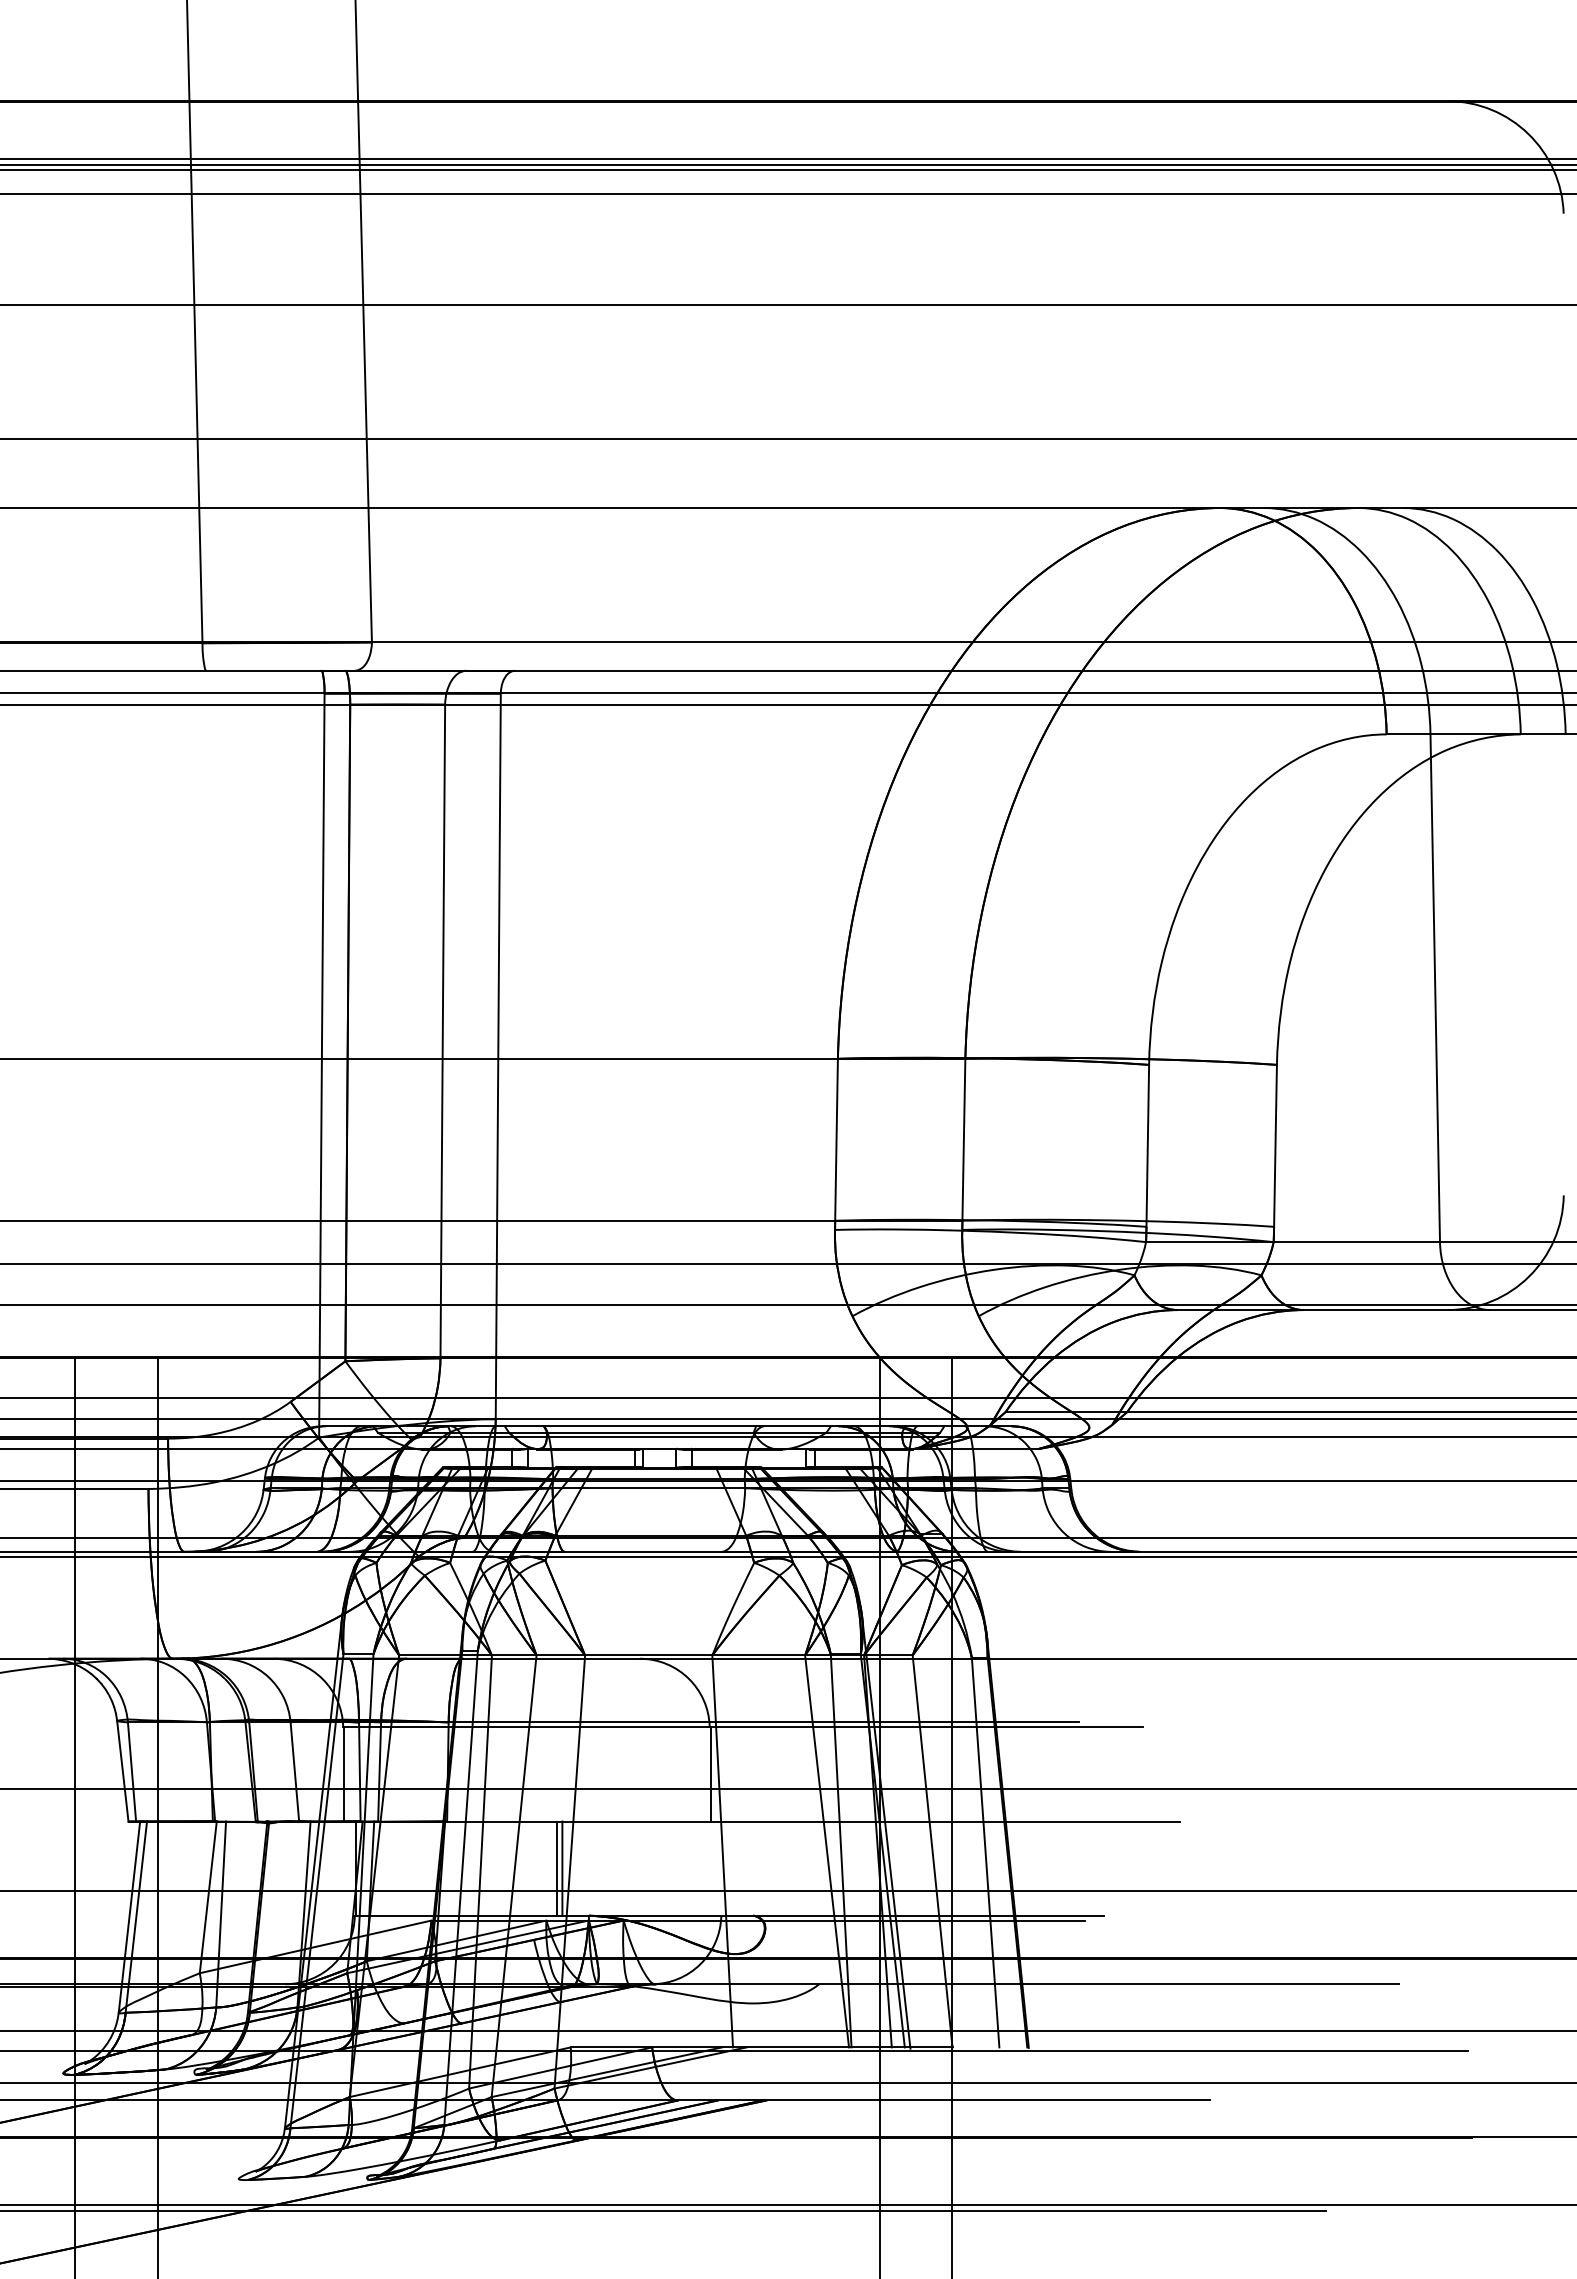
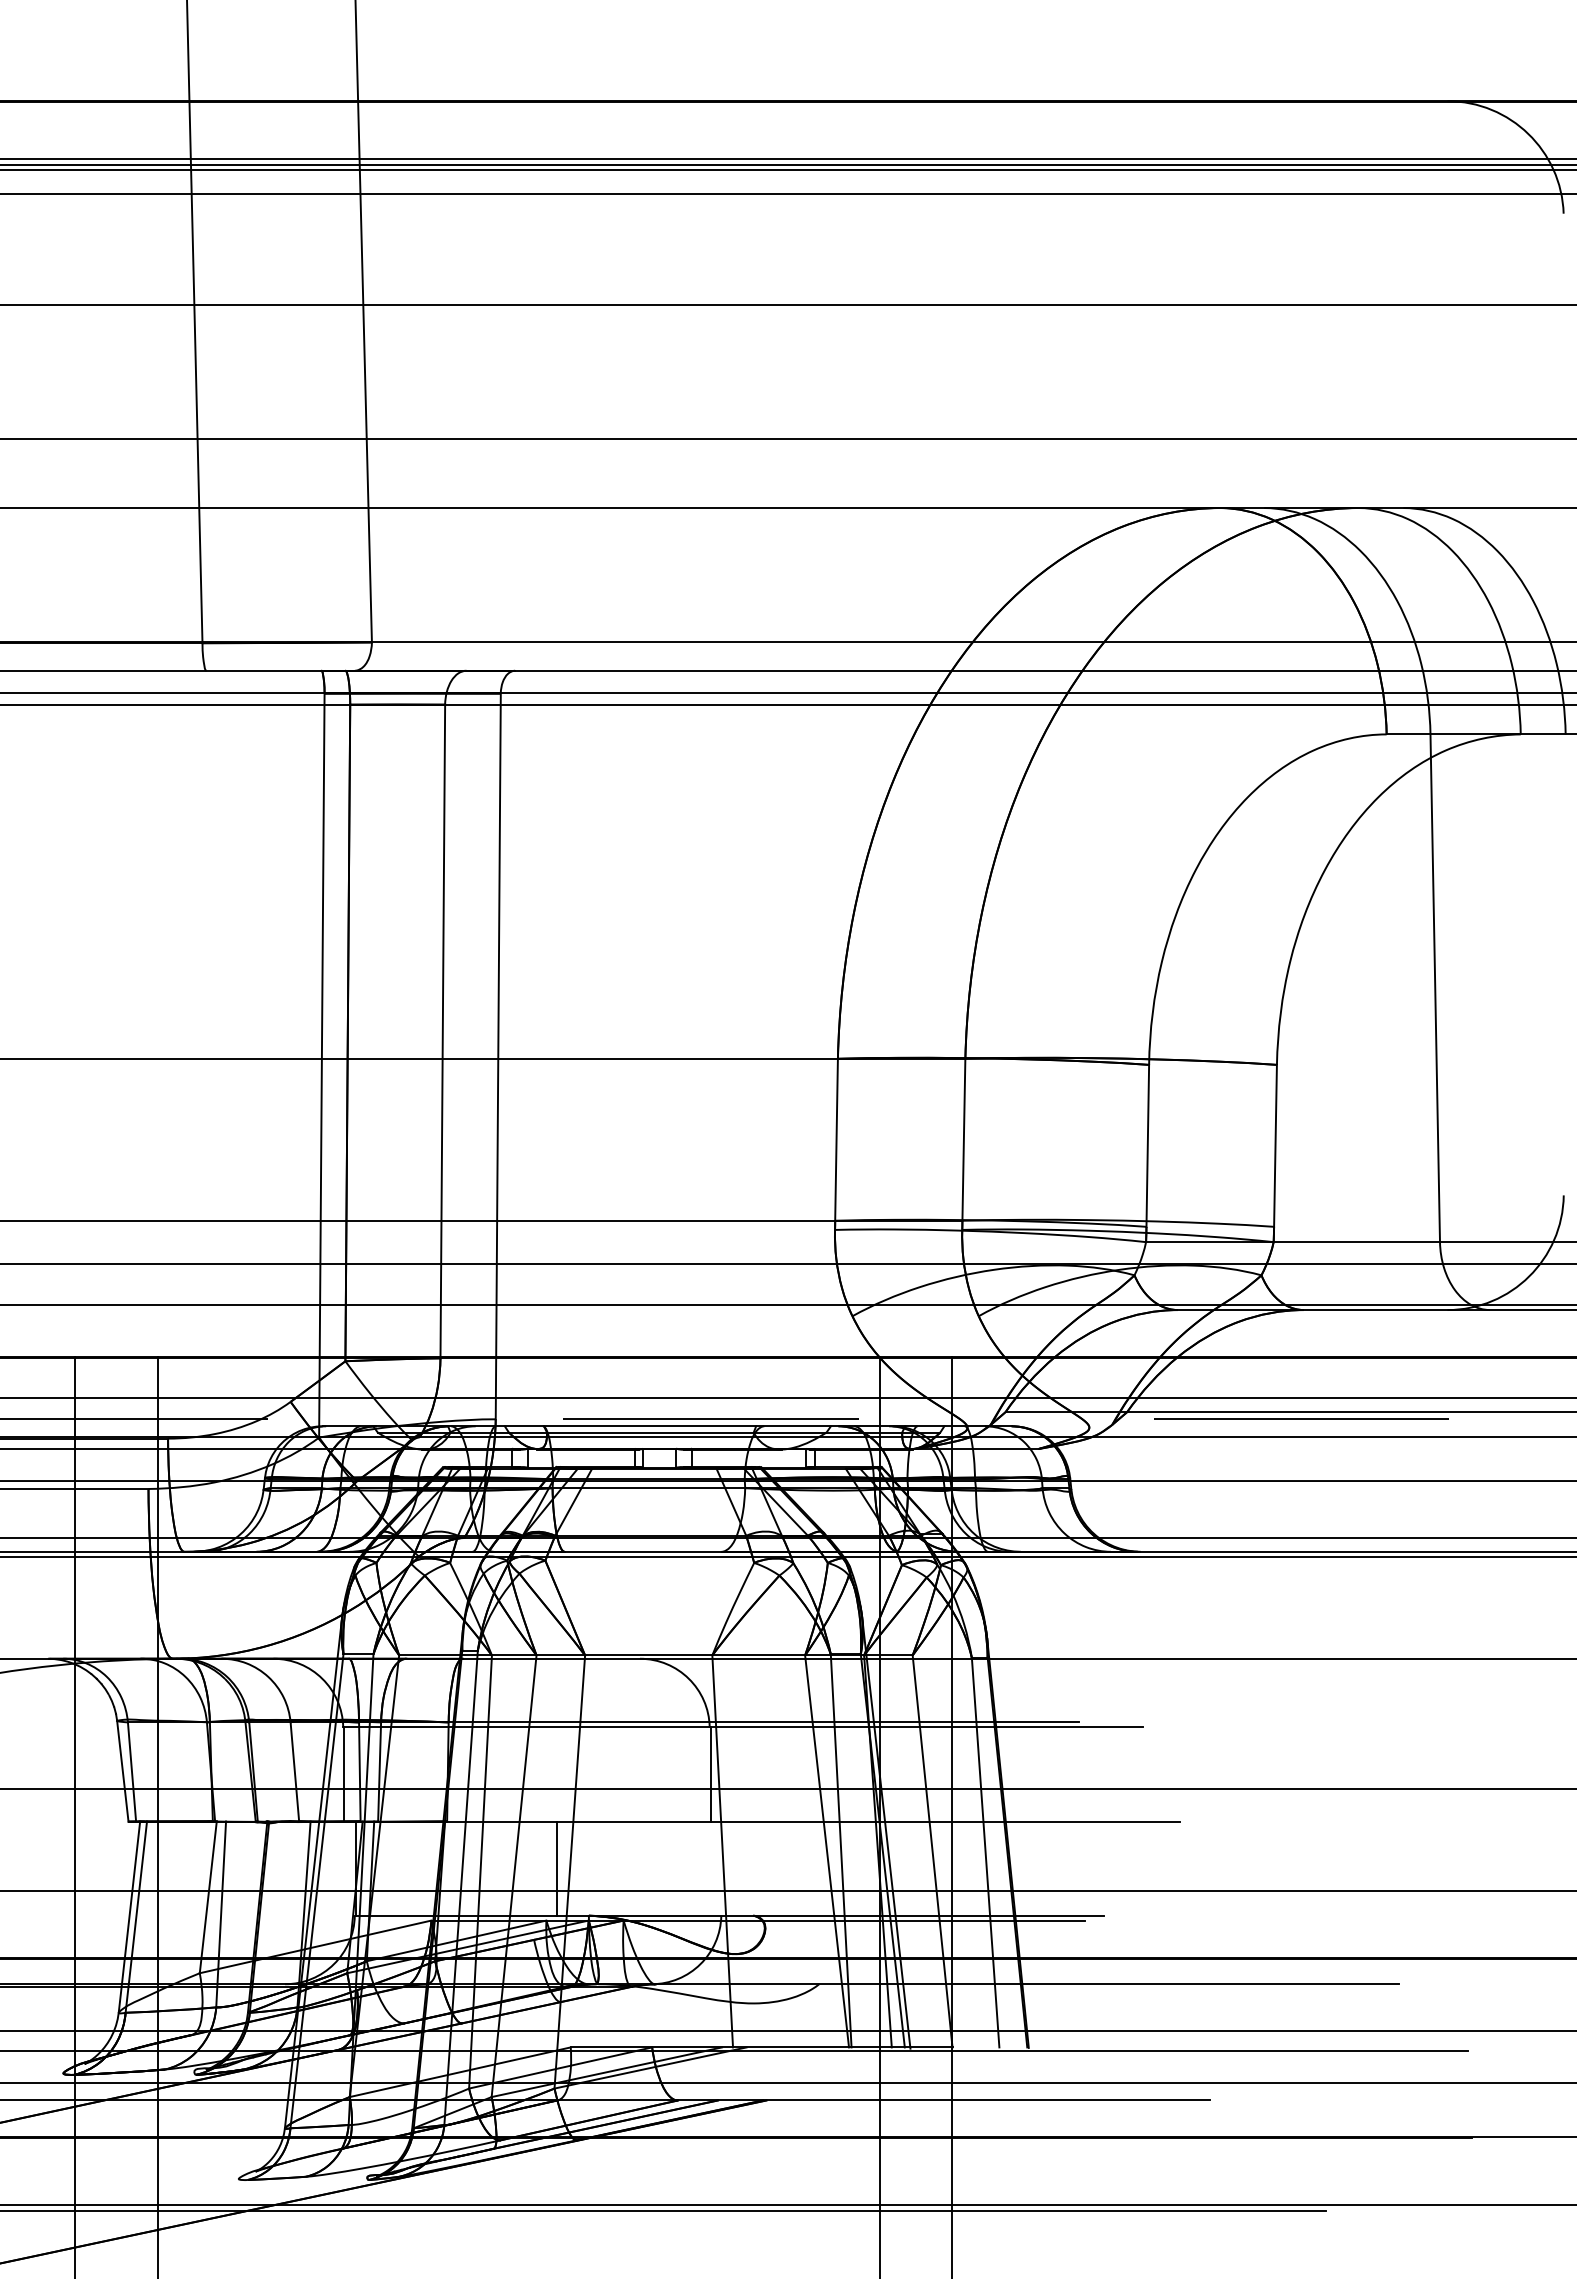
line: solid -> dashed (788, 1419)
line: present -> none (562, 1868)
